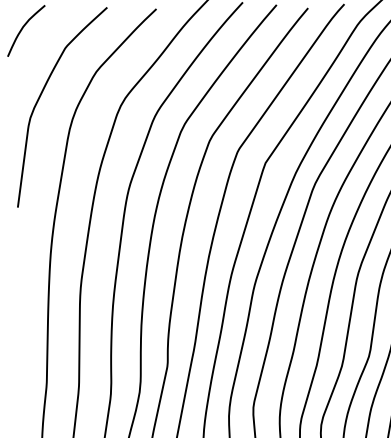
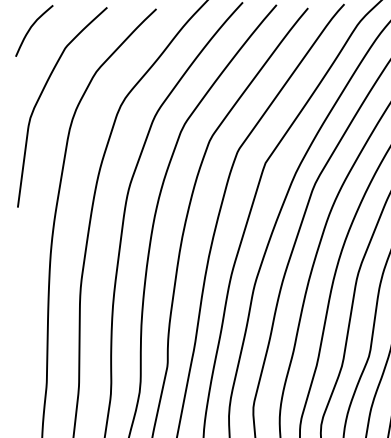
curve position: (23, 28) -> (31, 28) (31, 28)
